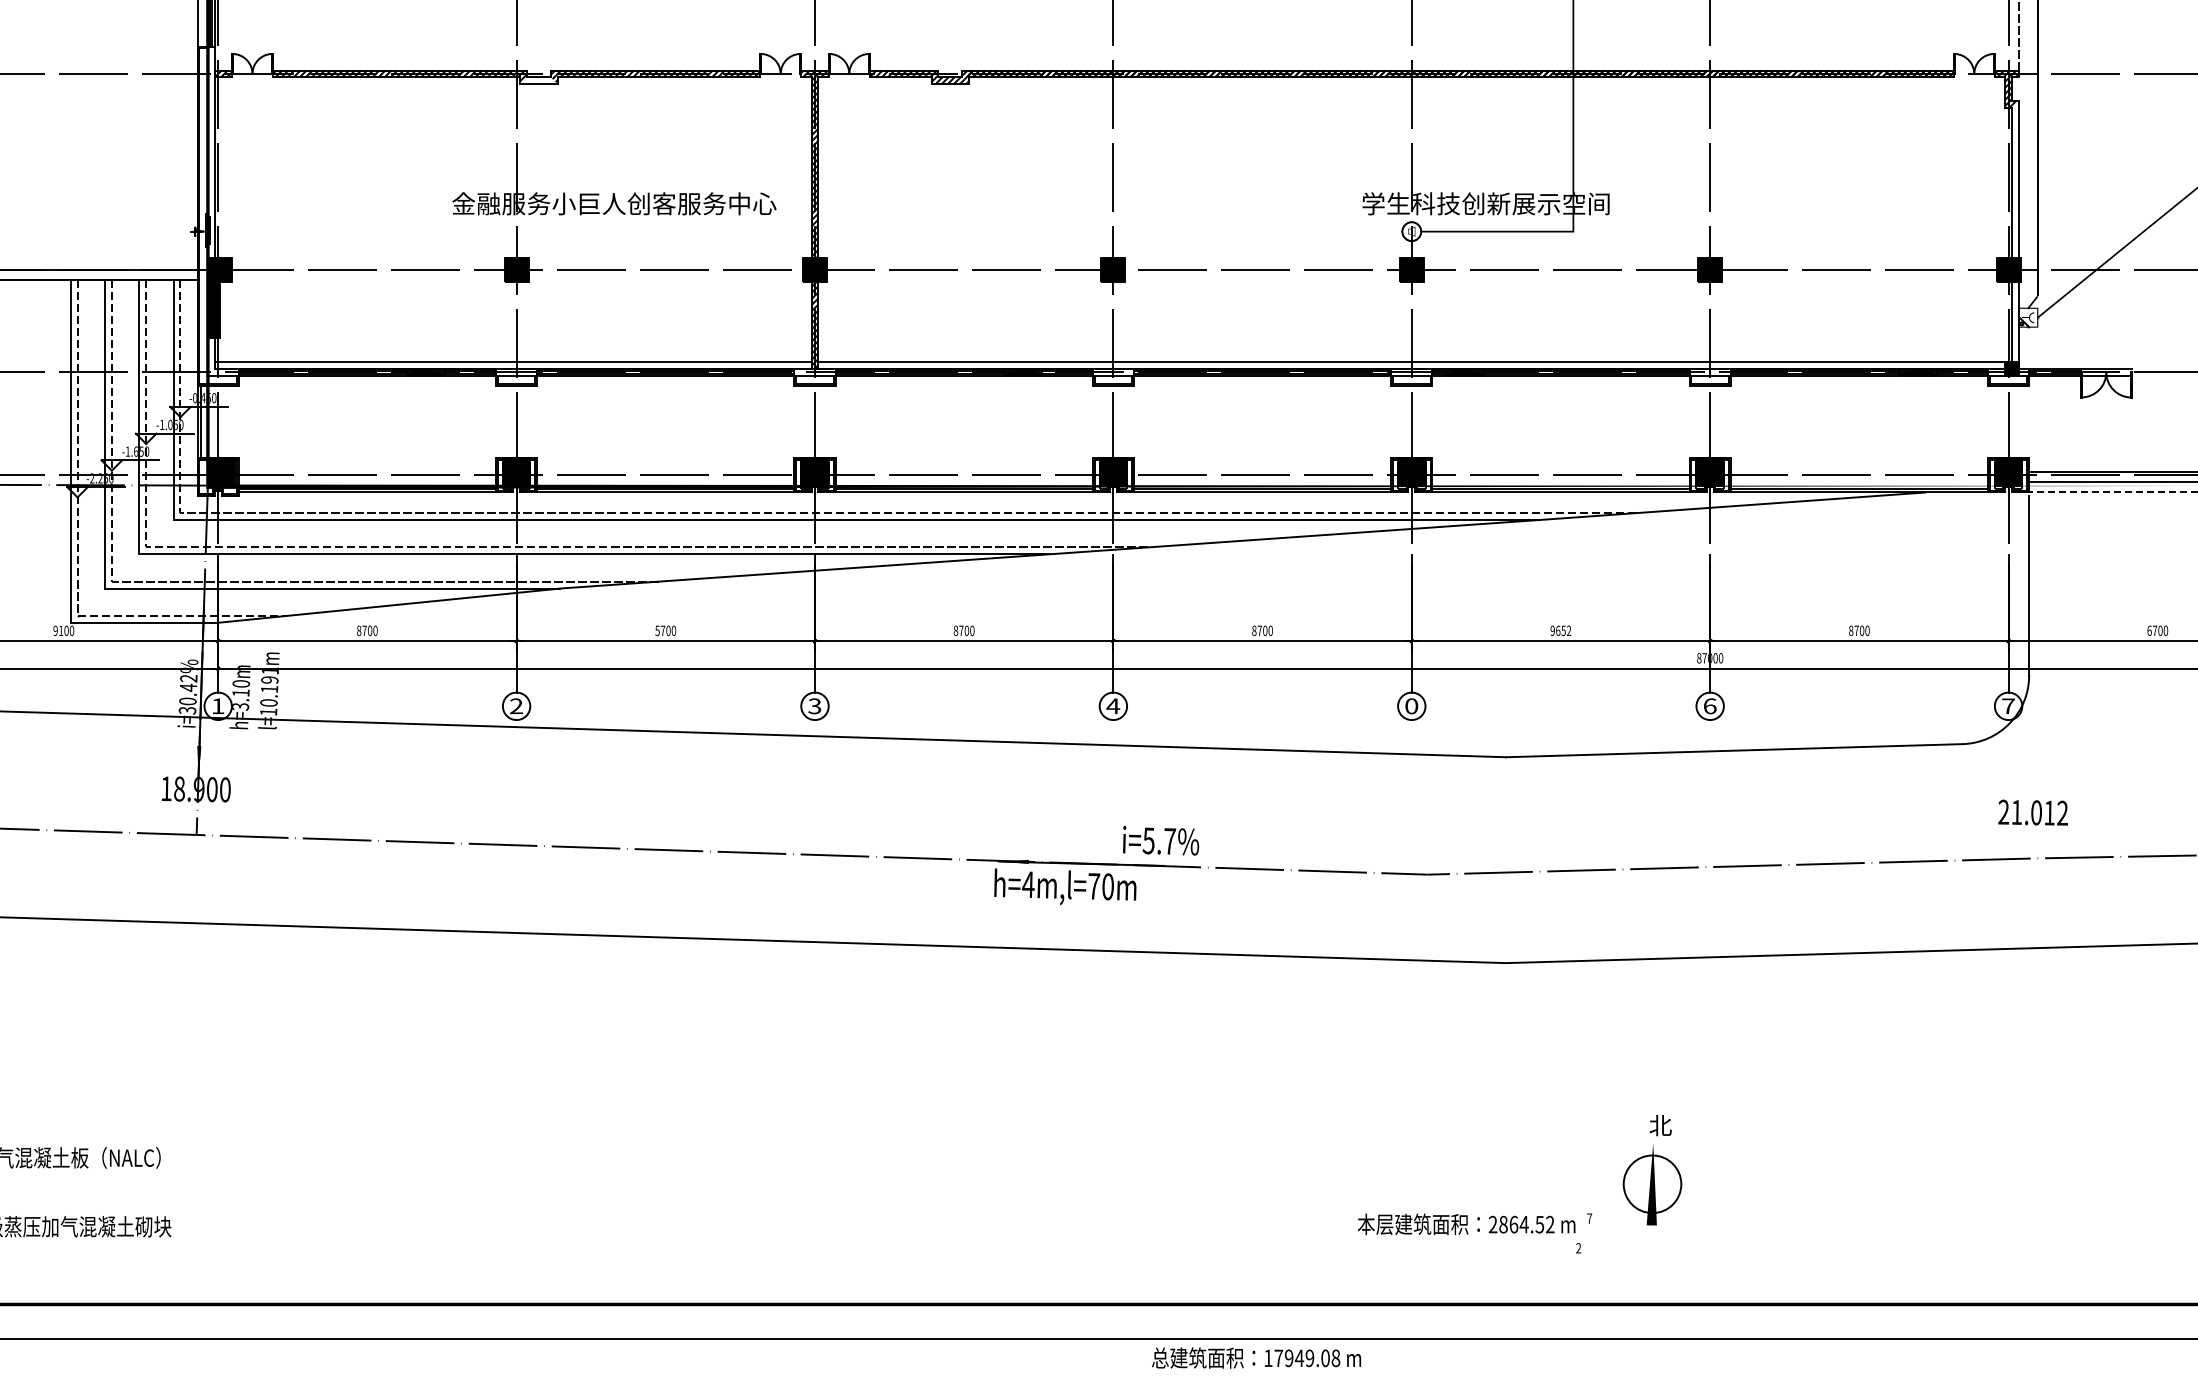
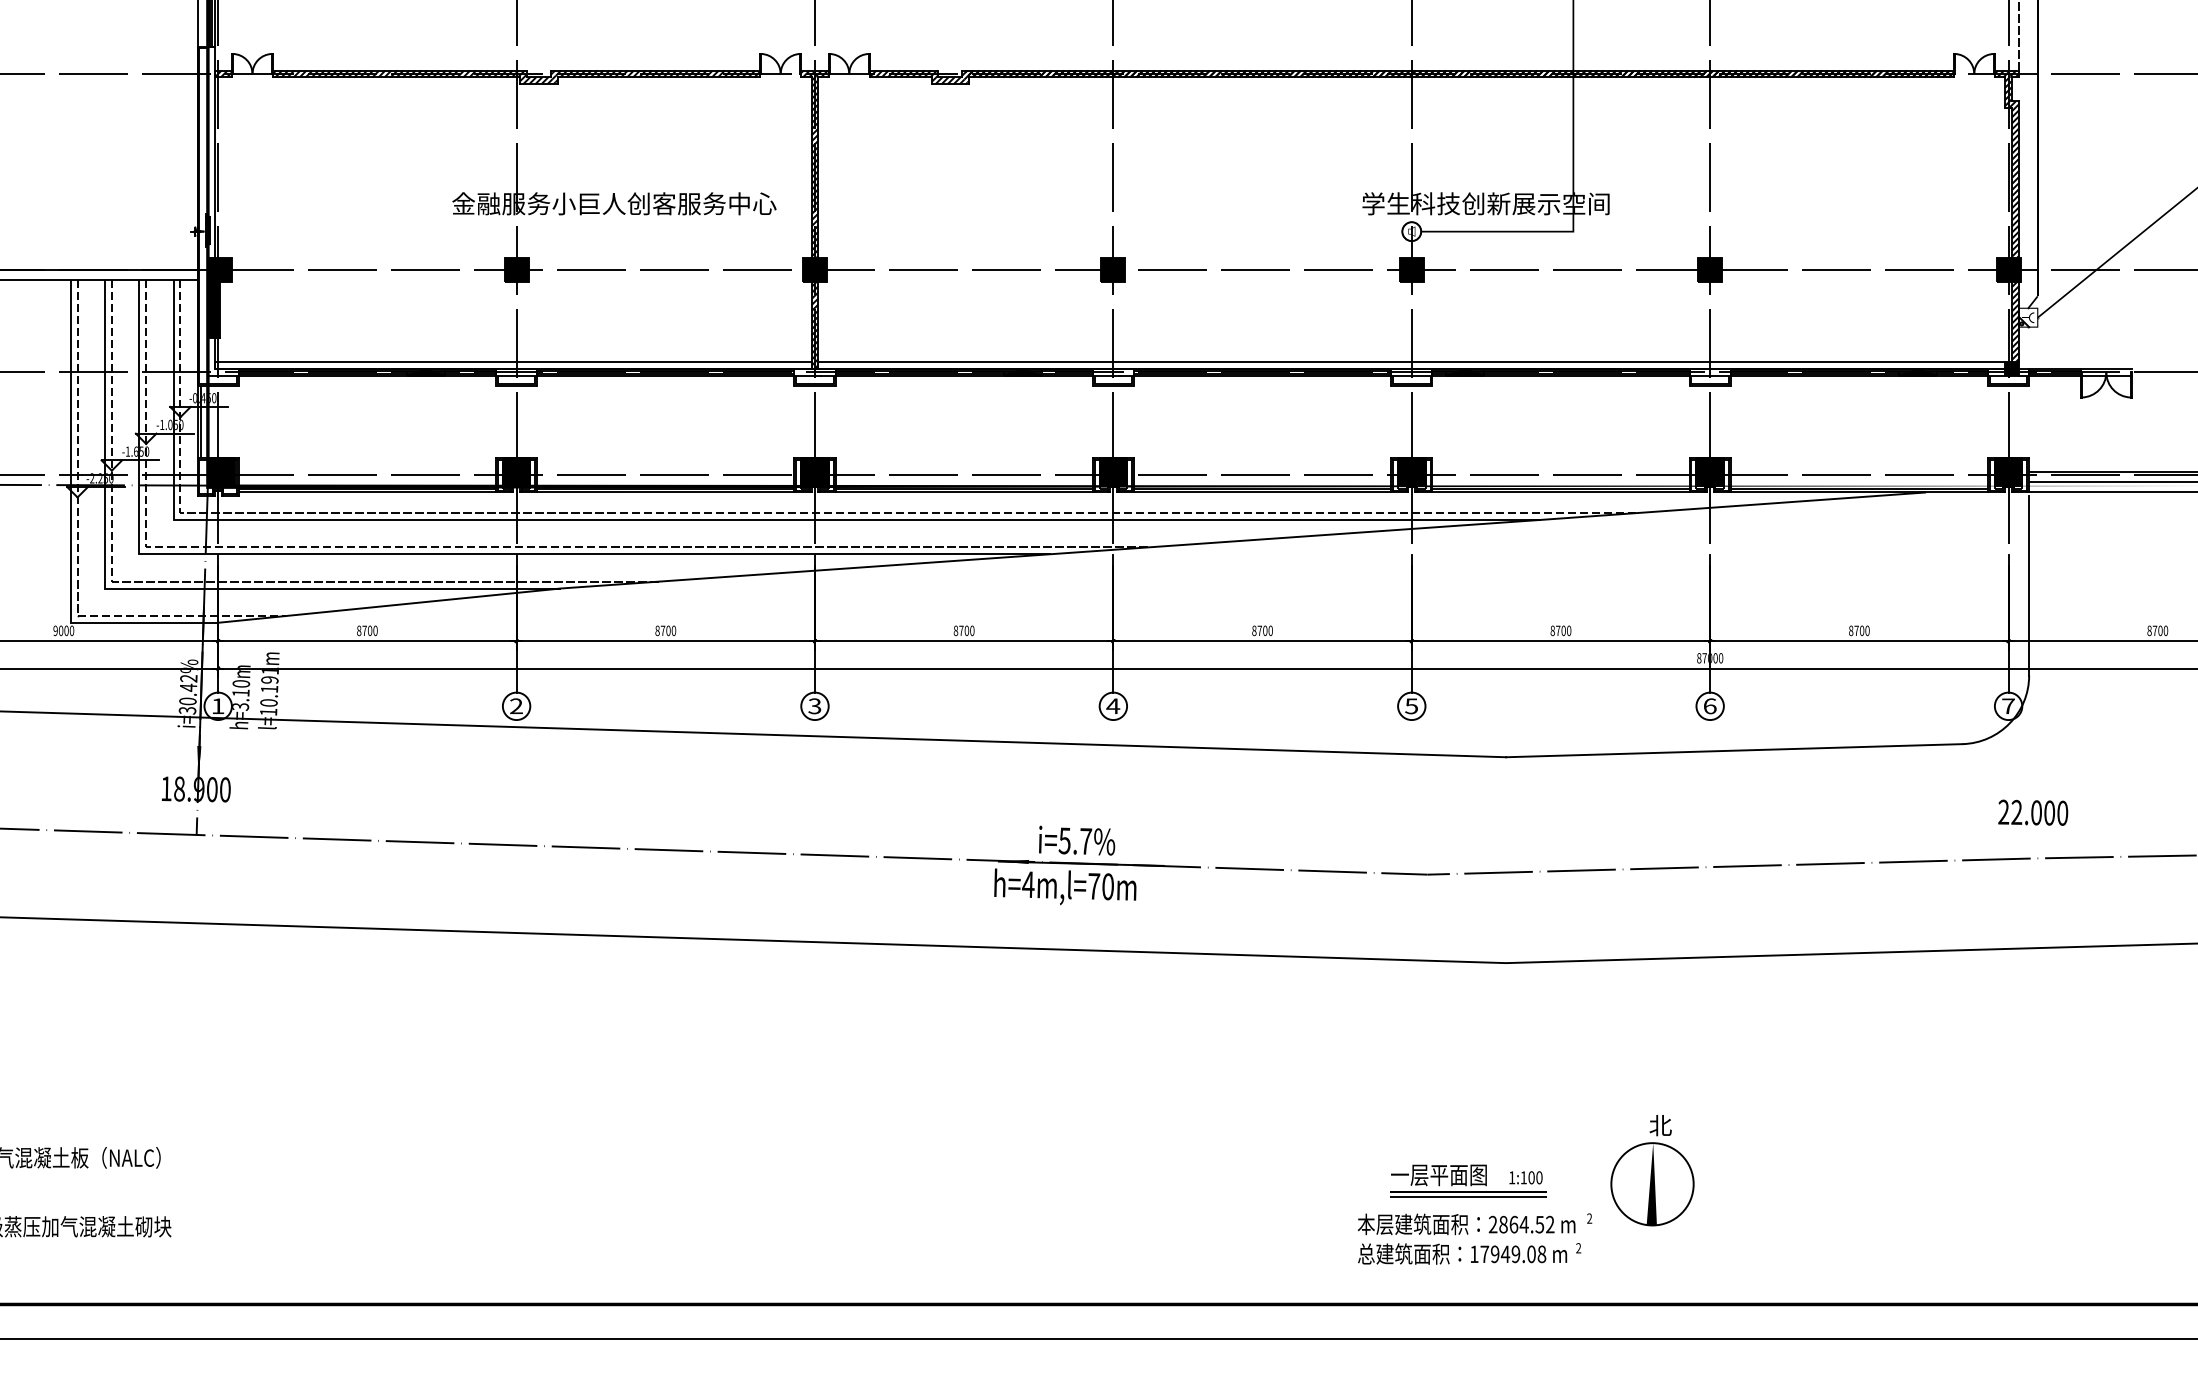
hatch: none -> present (539, 80)
hatch: none -> present (2015, 180)
hatch: none -> present (2015, 321)
line: dashed -> solid (2111, 492)
text: 9100 -> 9000 (61, 630)
text: 5700 -> 8700 (657, 630)
text: 9652 -> 8700 (1560, 630)
text: 6700 -> 8700 (2149, 630)
text: 0 -> 5 (1411, 706)
text: 21.012 -> 22.000 (2039, 812)
text position: (1161, 840) -> (1077, 840) (1077, 840)
part: none -> present (1468, 1180)
circle diameter: 58 px -> 82 px (1652, 1184)
text: 7 -> 2 (1589, 1218)
text position: (1256, 1357) -> (1462, 1253) (1462, 1253)
